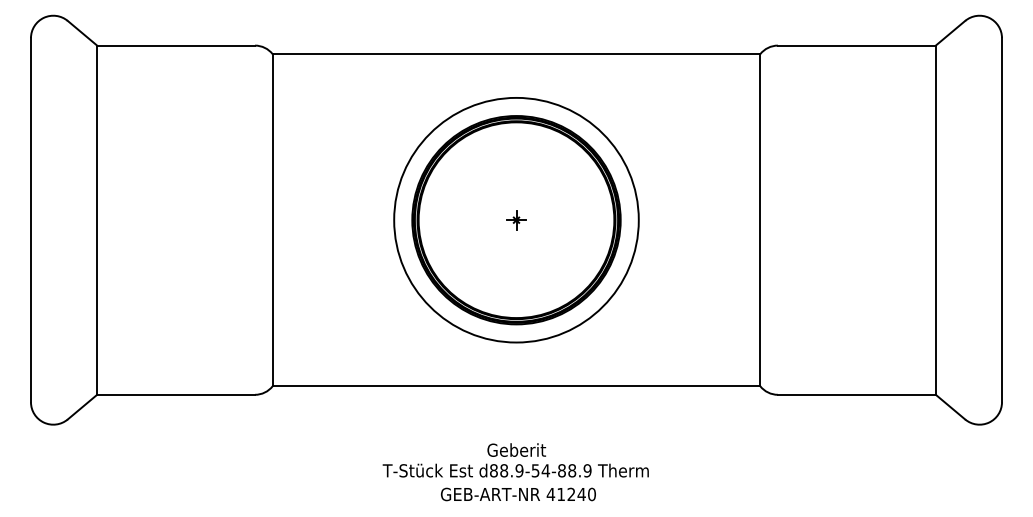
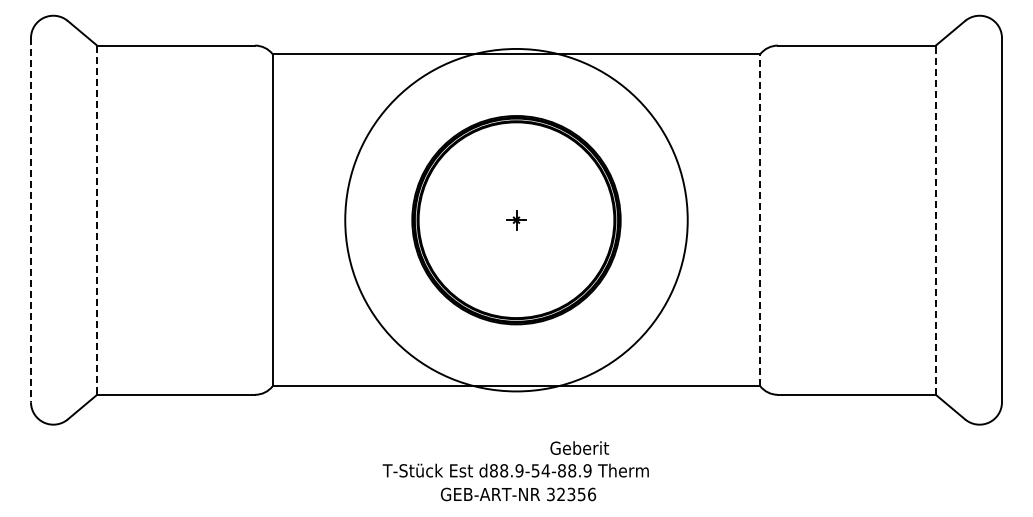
circle diameter: 245 px -> 342 px (516, 219)
line: solid -> dashed (760, 219)
line: solid -> dashed (30, 220)
line: solid -> dashed (97, 220)
line: solid -> dashed (935, 220)
text position: (516, 449) -> (579, 447) (579, 447)
text: 41240 -> 32356 (571, 494)
